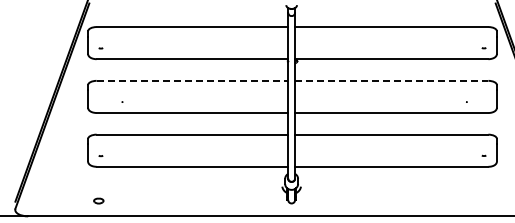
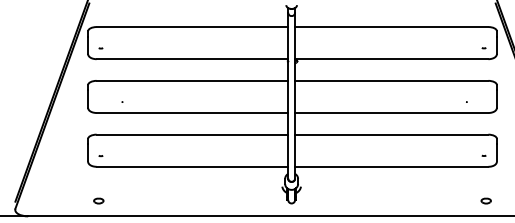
line: dashed -> solid (192, 80)
line: dashed -> solid (391, 80)
part: none -> present (485, 200)
